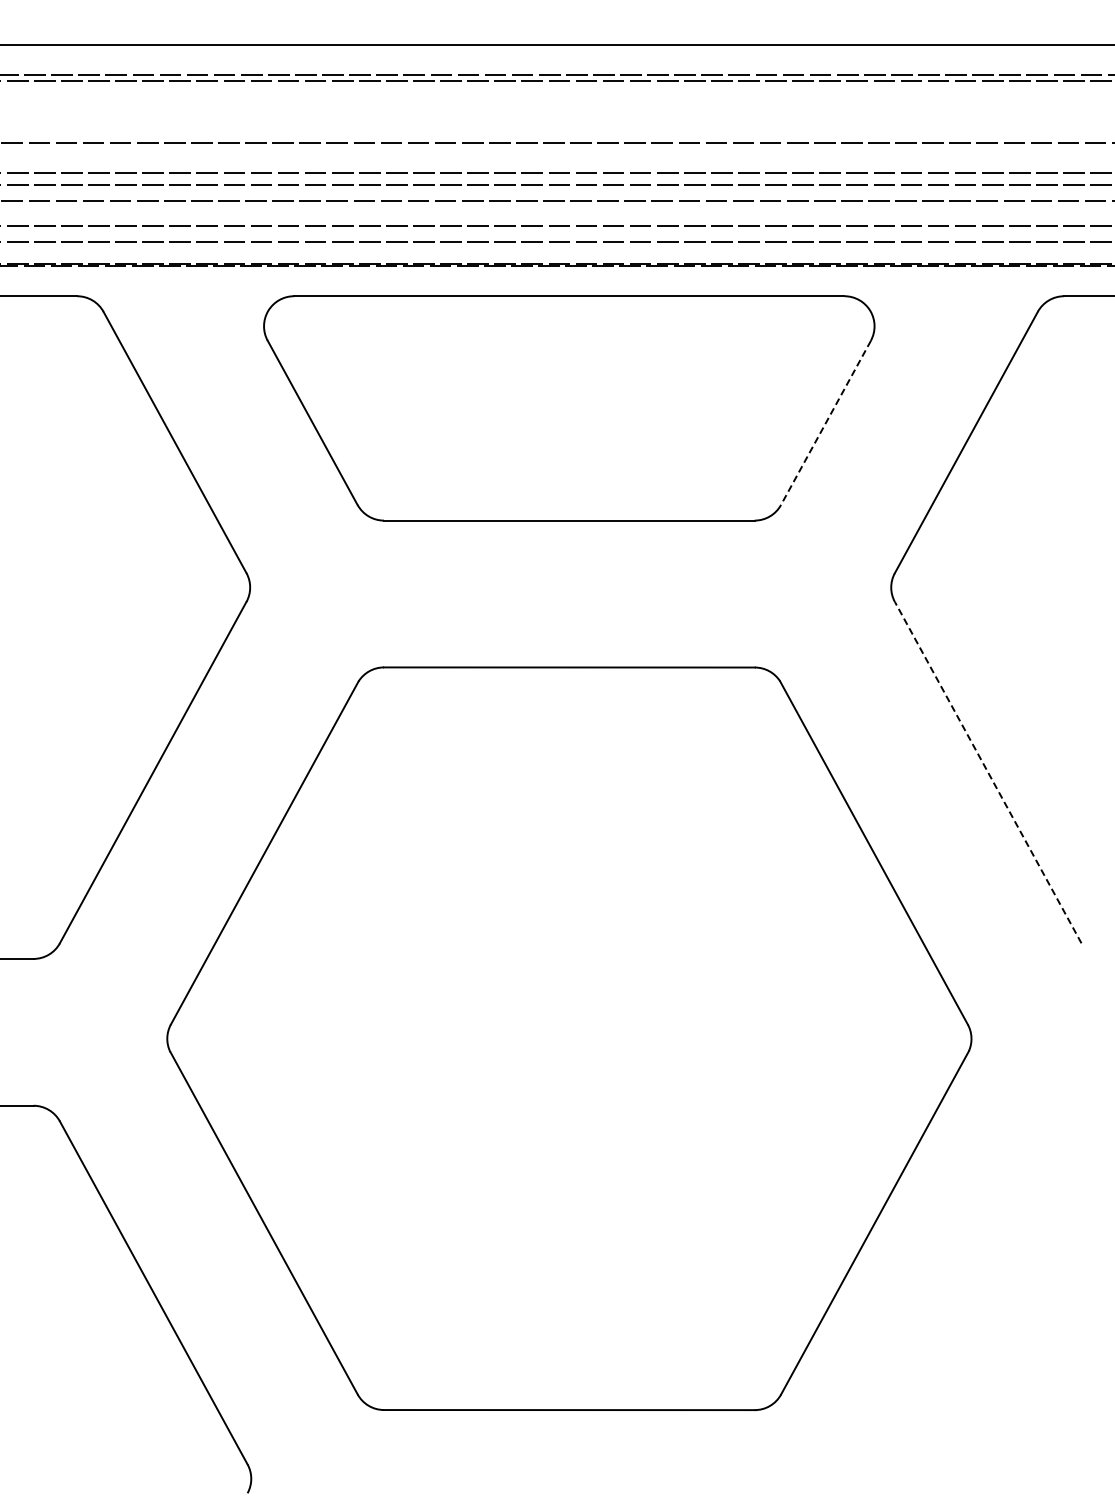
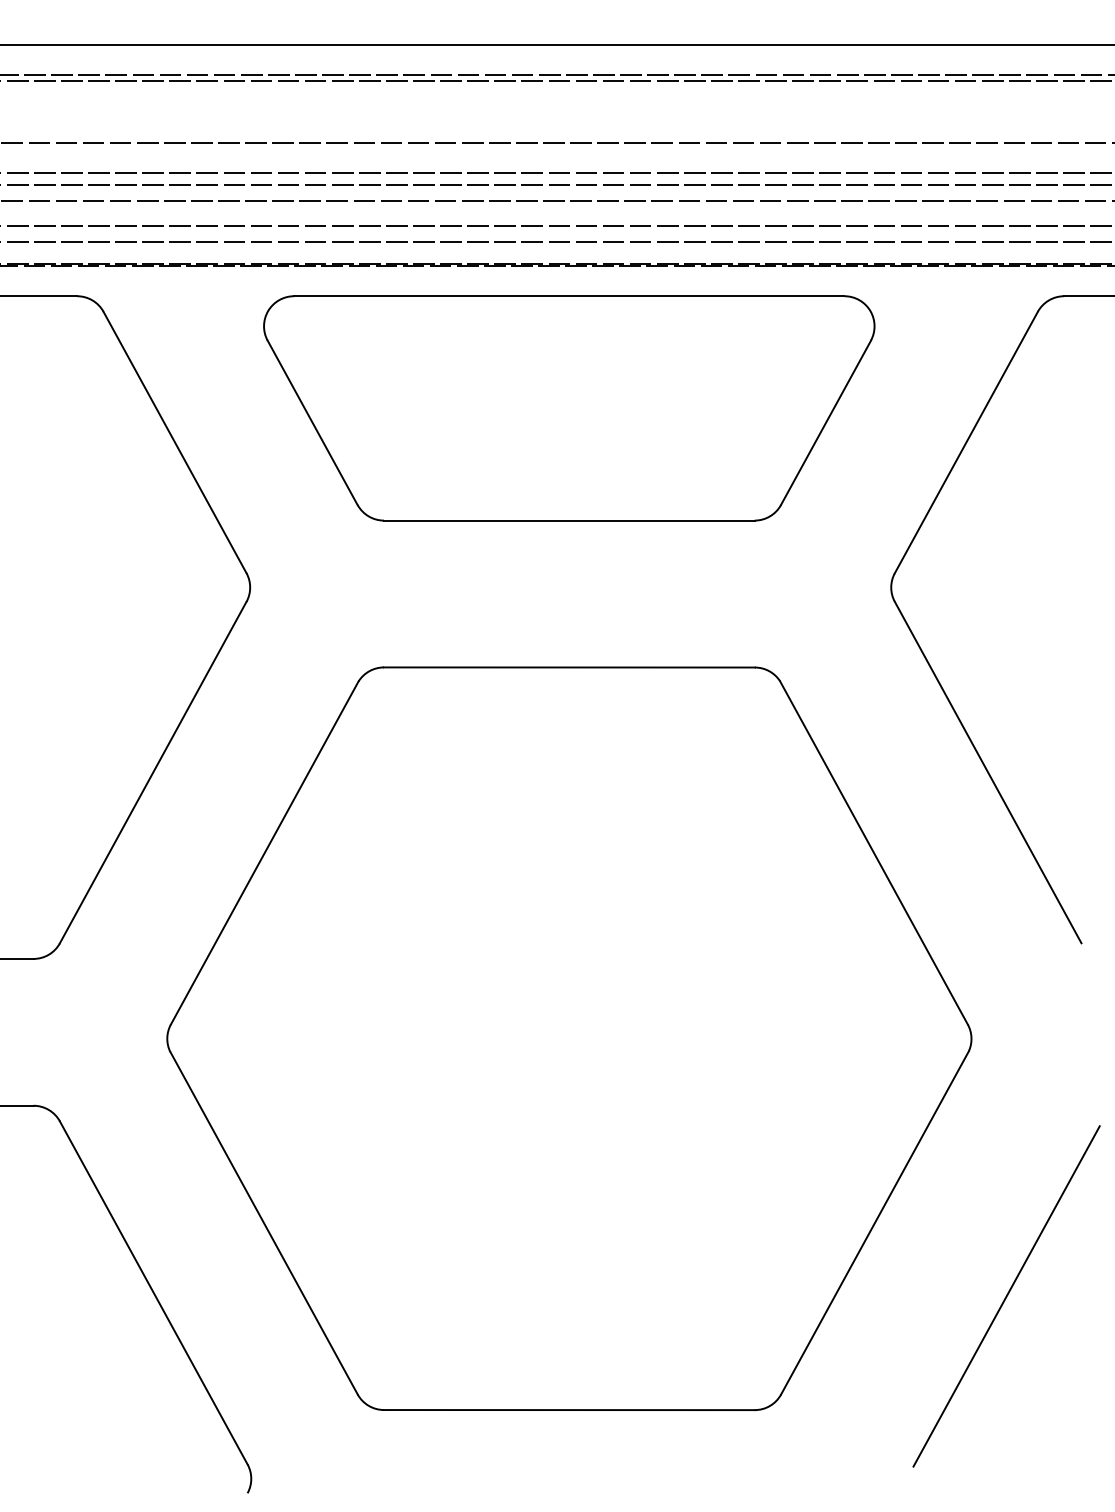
line: dashed -> solid (826, 422)
line: dashed -> solid (987, 772)
line: none -> present (1006, 1296)
